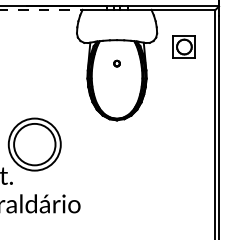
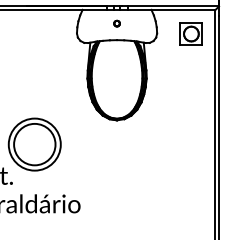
line: dashed -> solid (41, 10)
part position: (183, 46) -> (190, 33) (190, 33)
part position: (116, 63) -> (116, 23) (116, 23)
